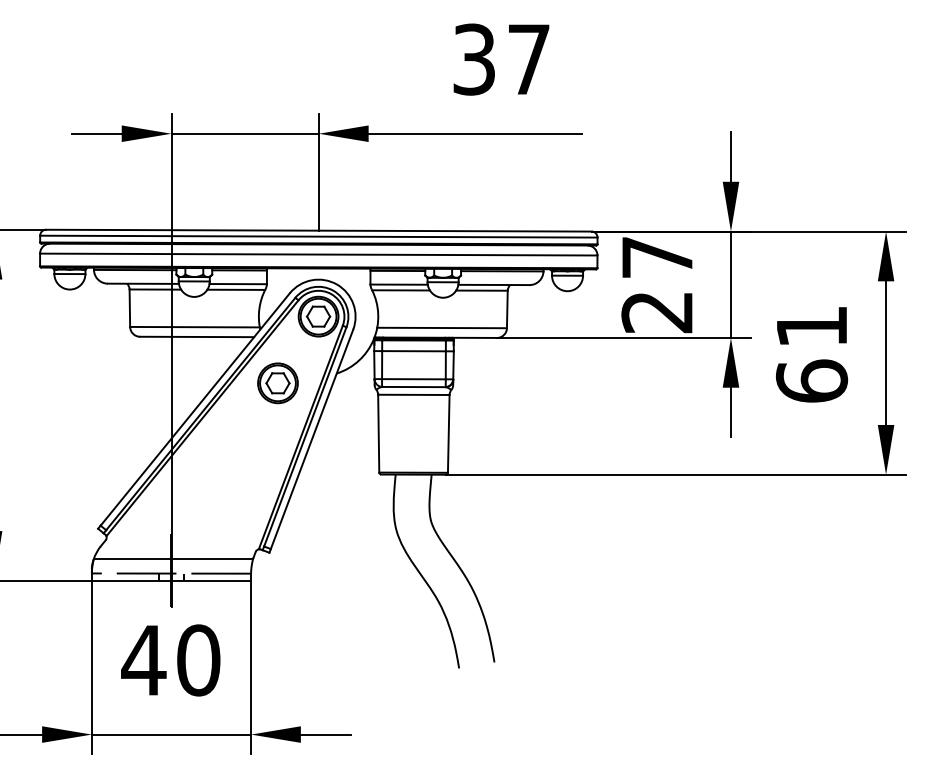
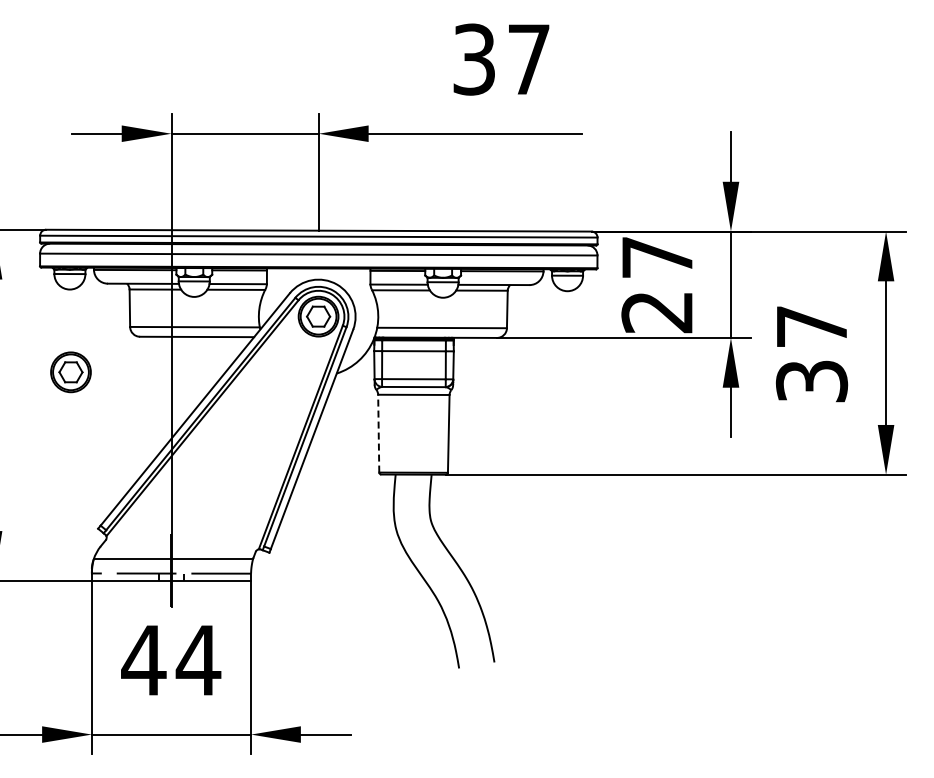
text: 61 -> 37 (811, 354)
part position: (277, 383) -> (70, 372) (70, 372)
line: solid -> dashed (378, 433)
text: 40 -> 44 (198, 660)
